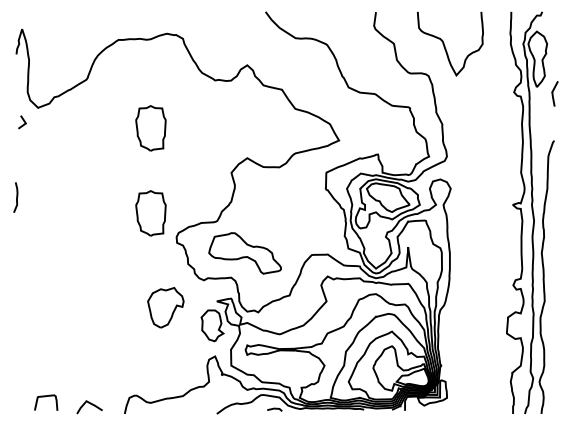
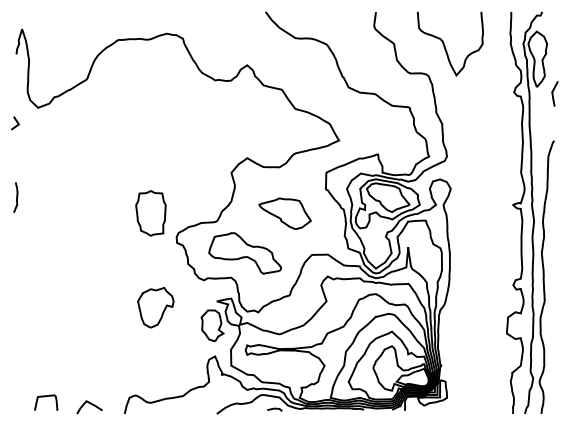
line position: (23, 121) -> (16, 122) (16, 122)
part: present -> none (150, 128)
part: none -> present (284, 213)
part position: (165, 307) -> (155, 307) (155, 307)
